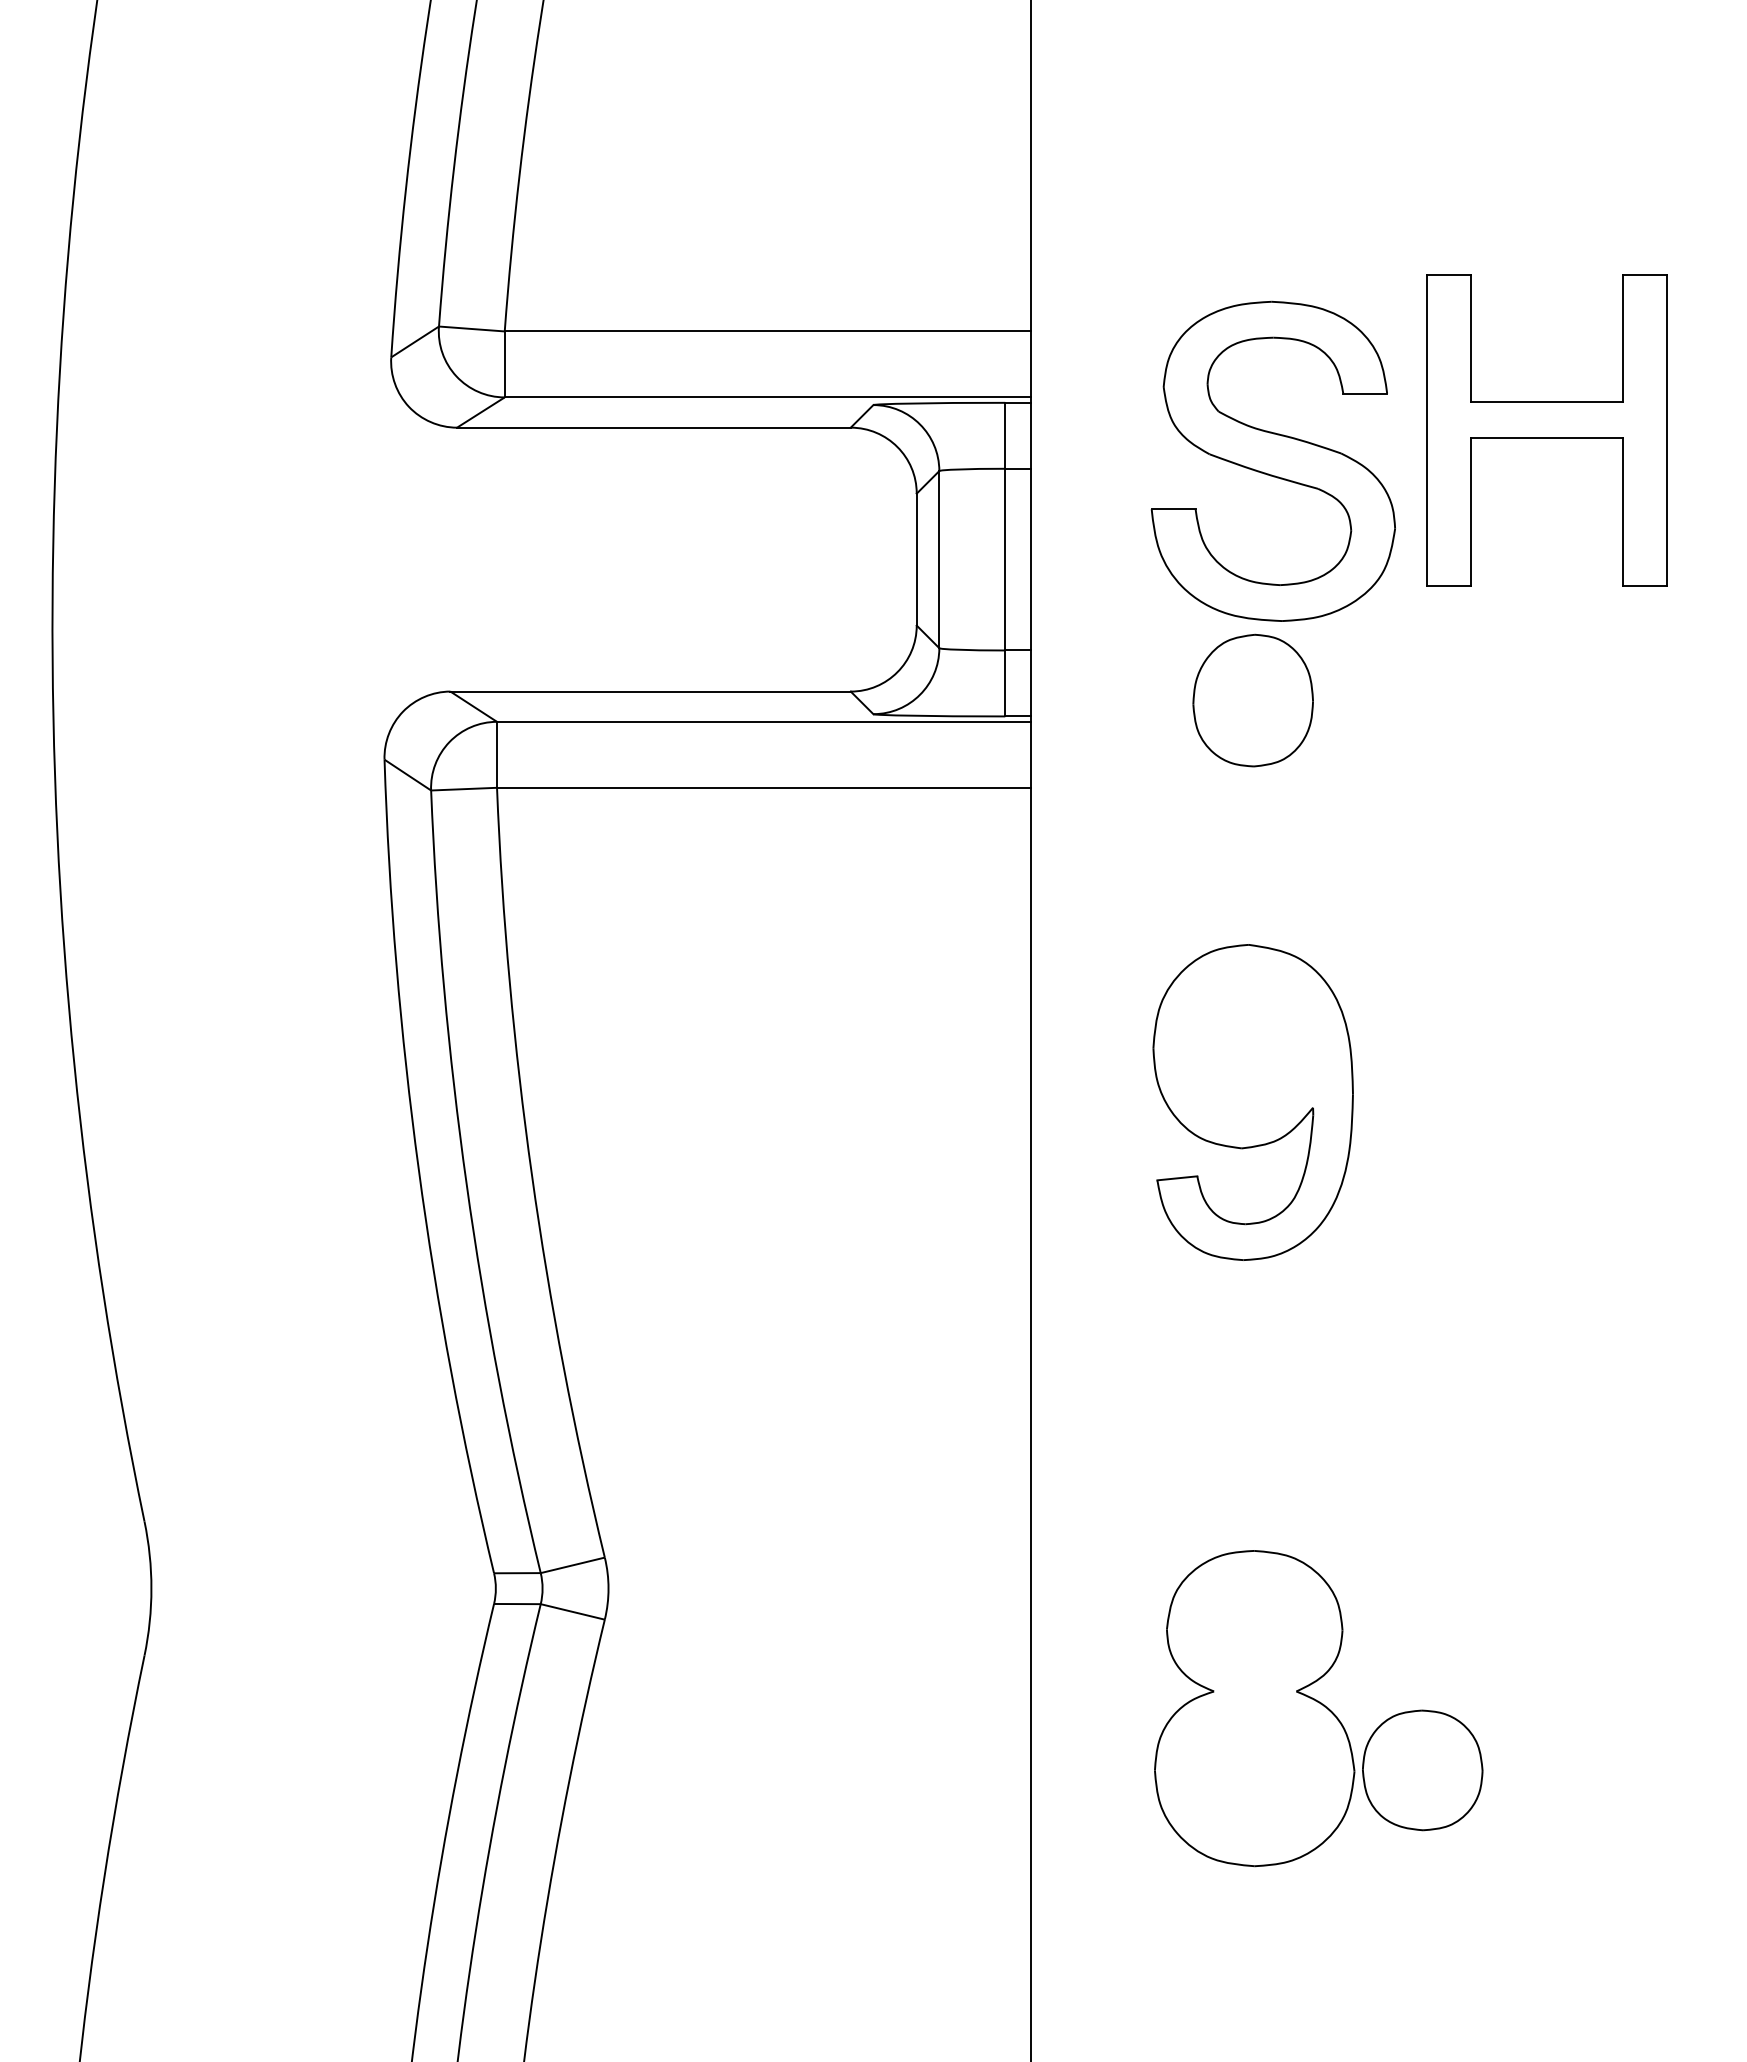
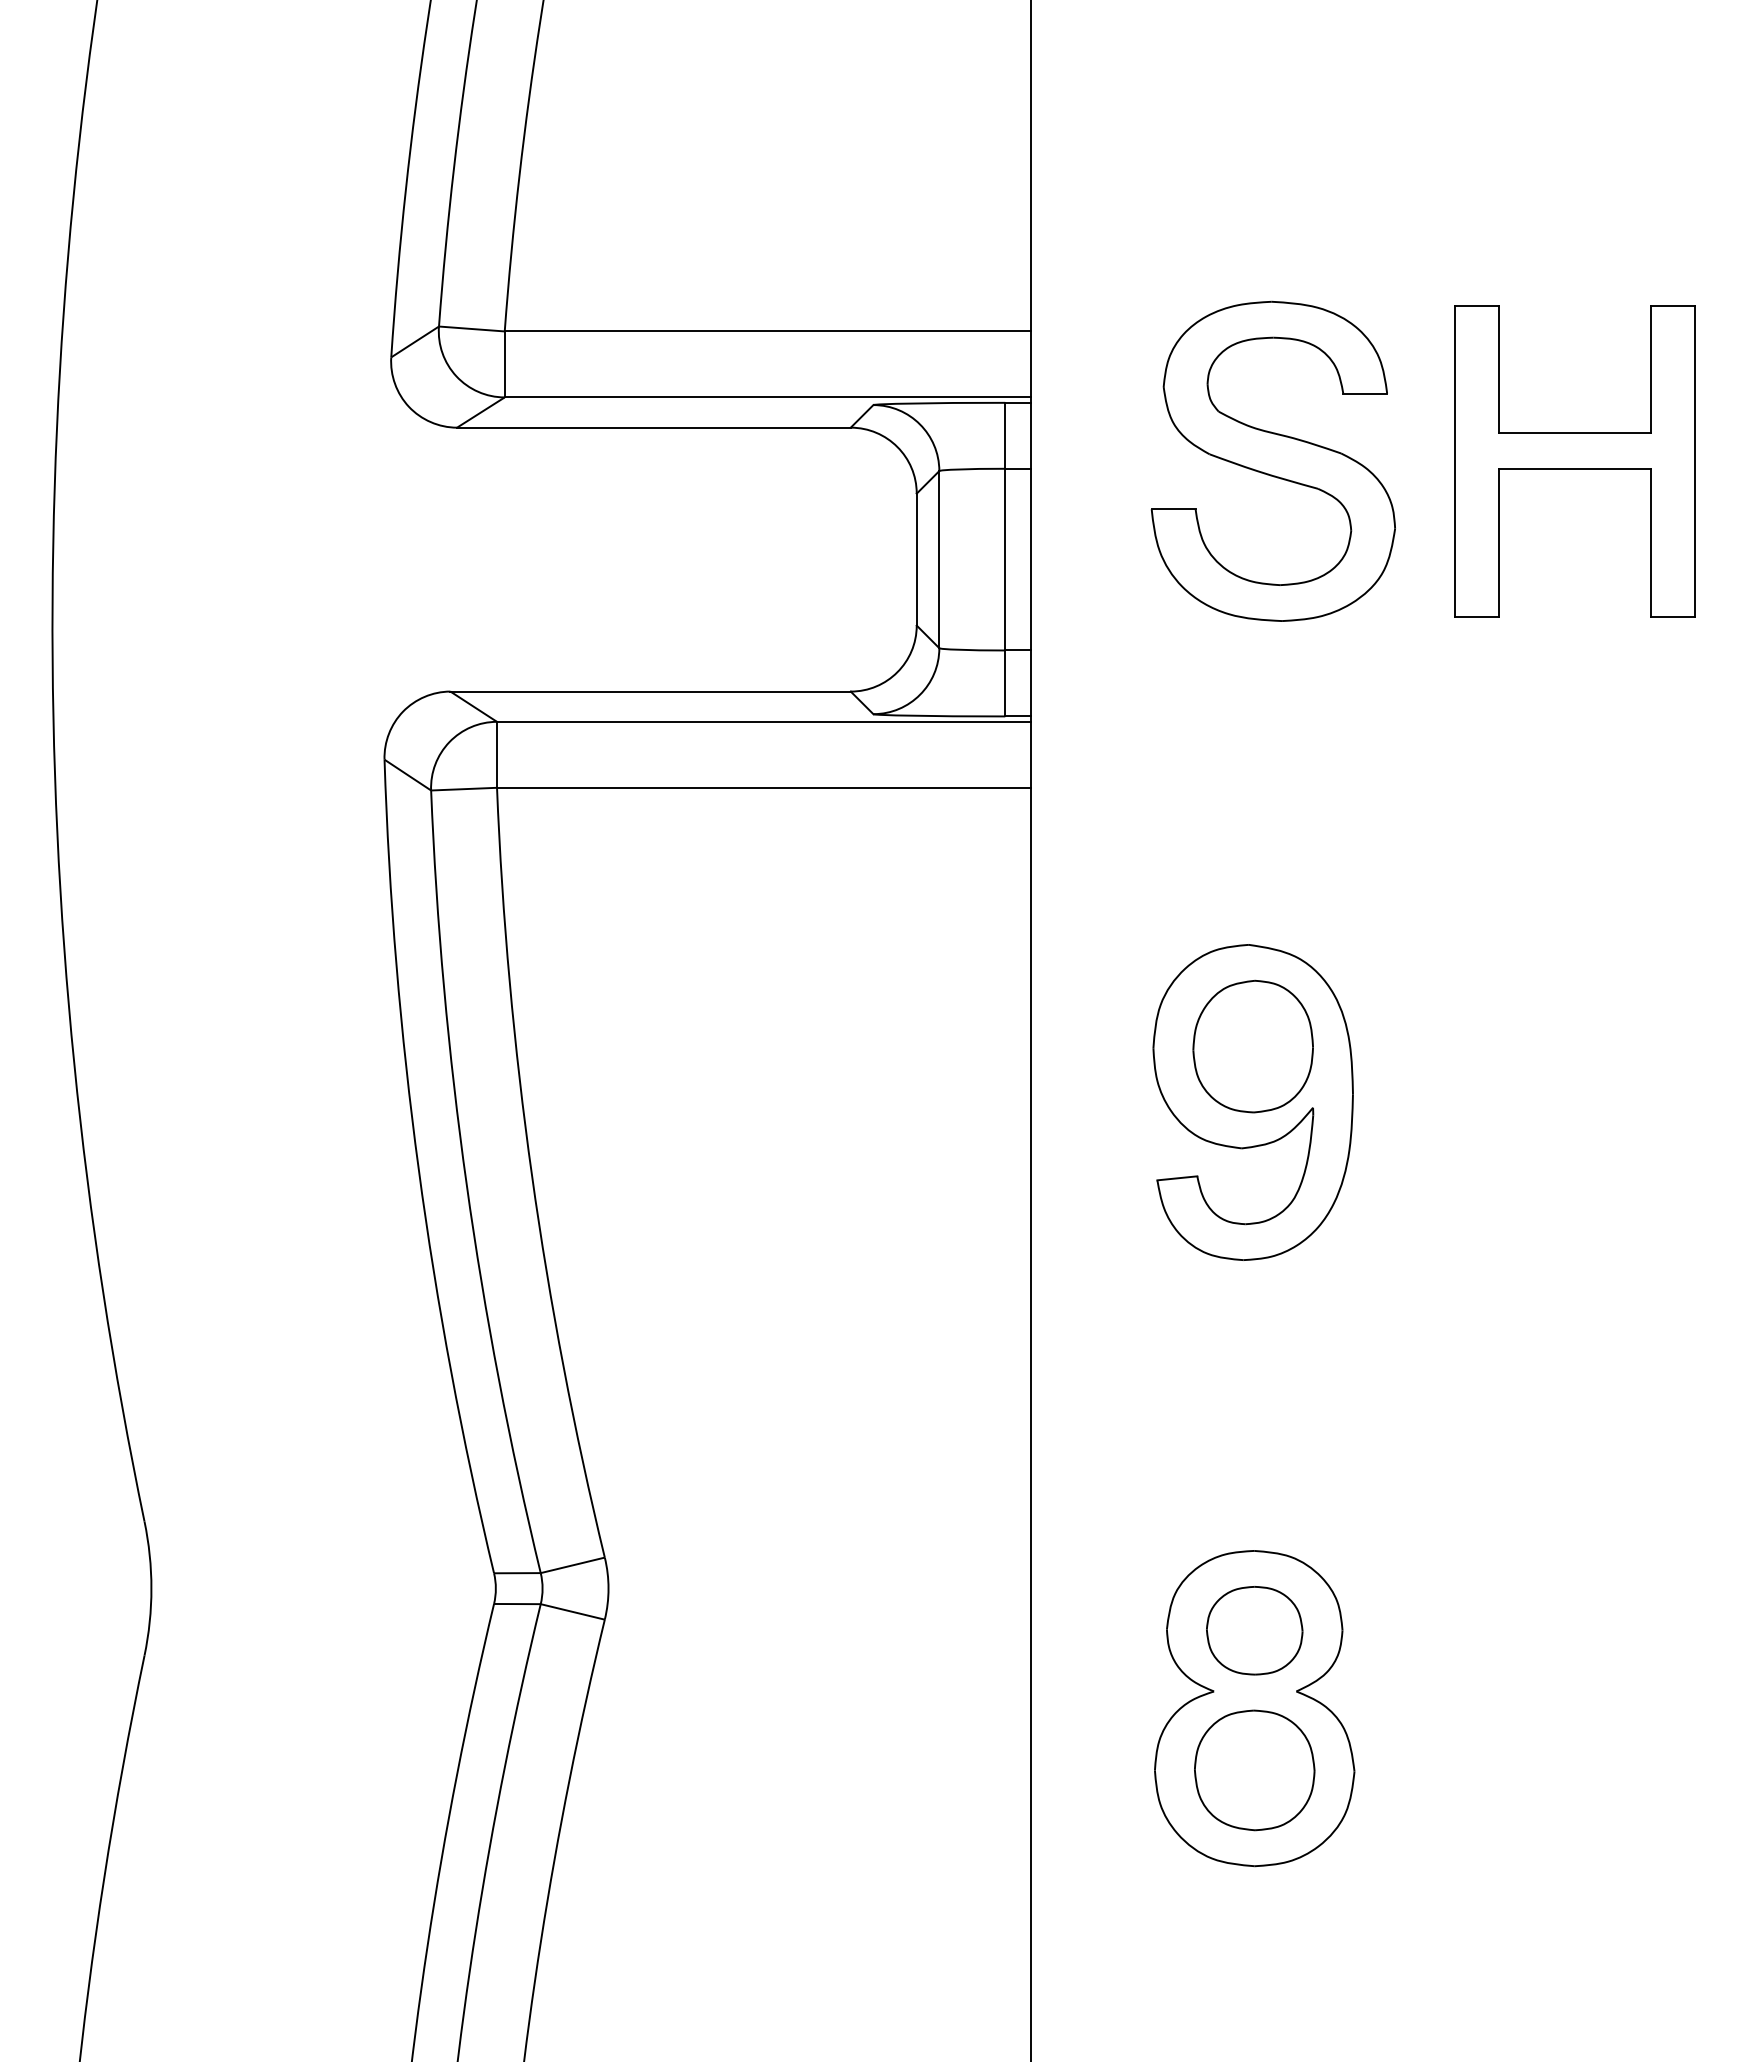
part position: (1546, 430) -> (1574, 461) (1574, 461)
part position: (1252, 700) -> (1252, 1046) (1252, 1046)
part: none -> present (1254, 1630)
part position: (1422, 1770) -> (1254, 1770) (1254, 1770)
